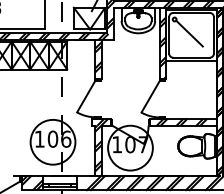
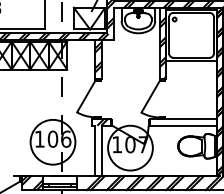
line: present -> none (189, 33)
hatch: present -> none (186, 122)
hatch: present -> none (98, 148)
